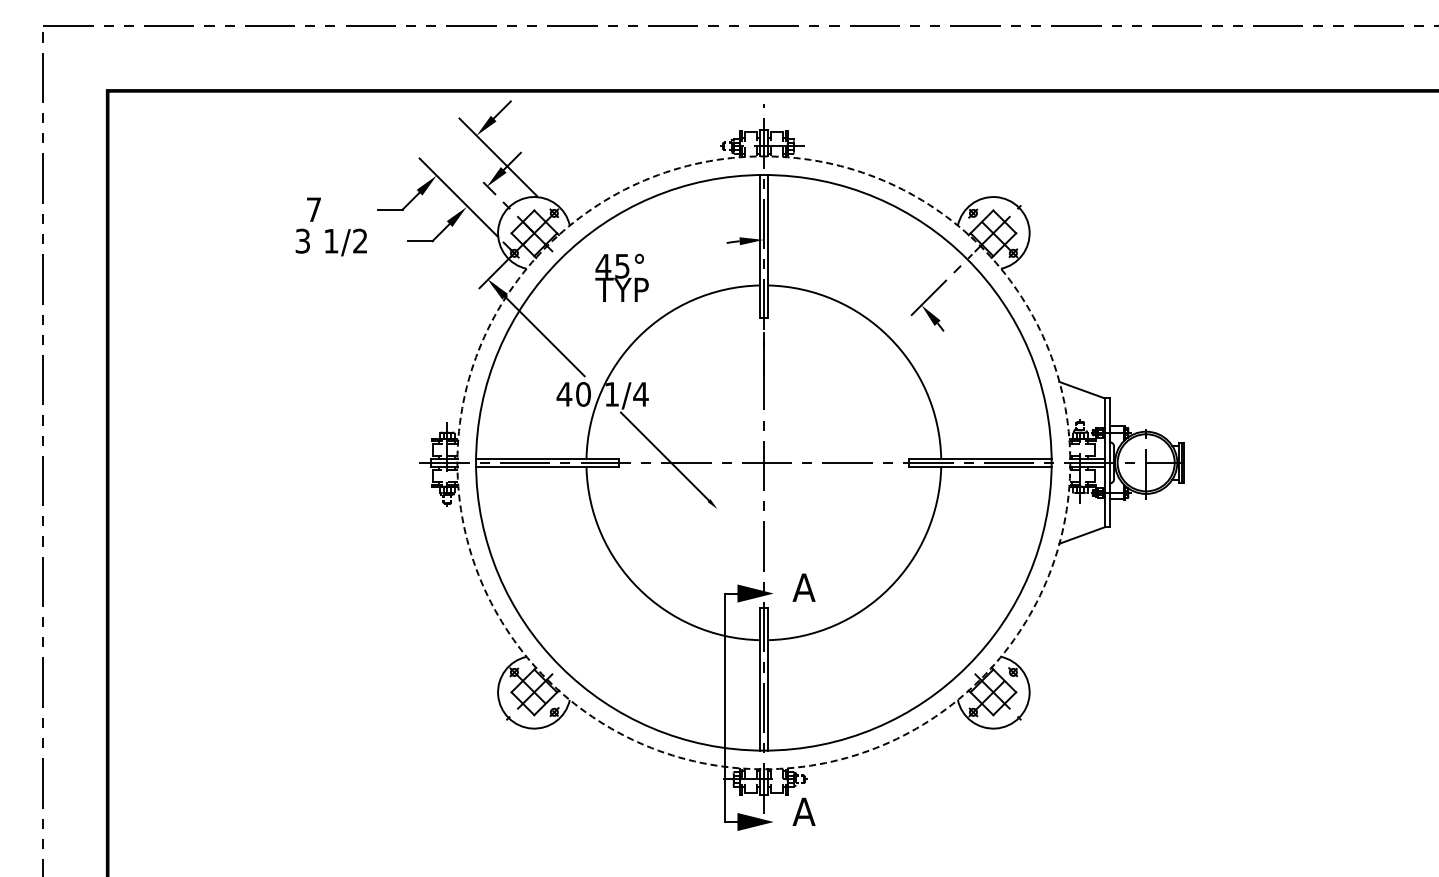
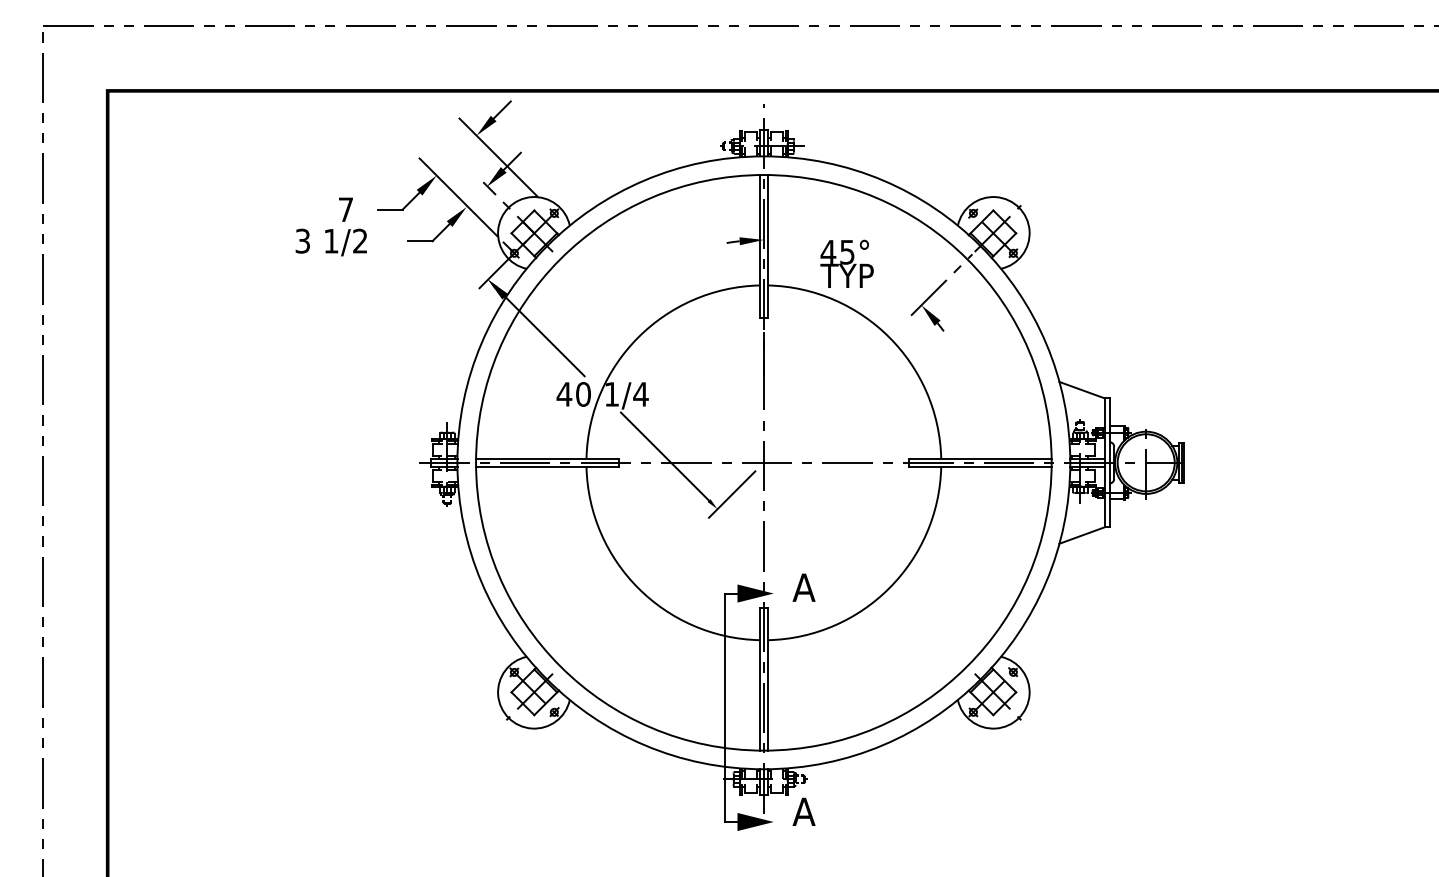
text position: (313, 209) -> (345, 209) (345, 209)
text position: (621, 277) -> (846, 263) (846, 263)
circle: dashed -> solid (763, 462)
line: none -> present (732, 494)
